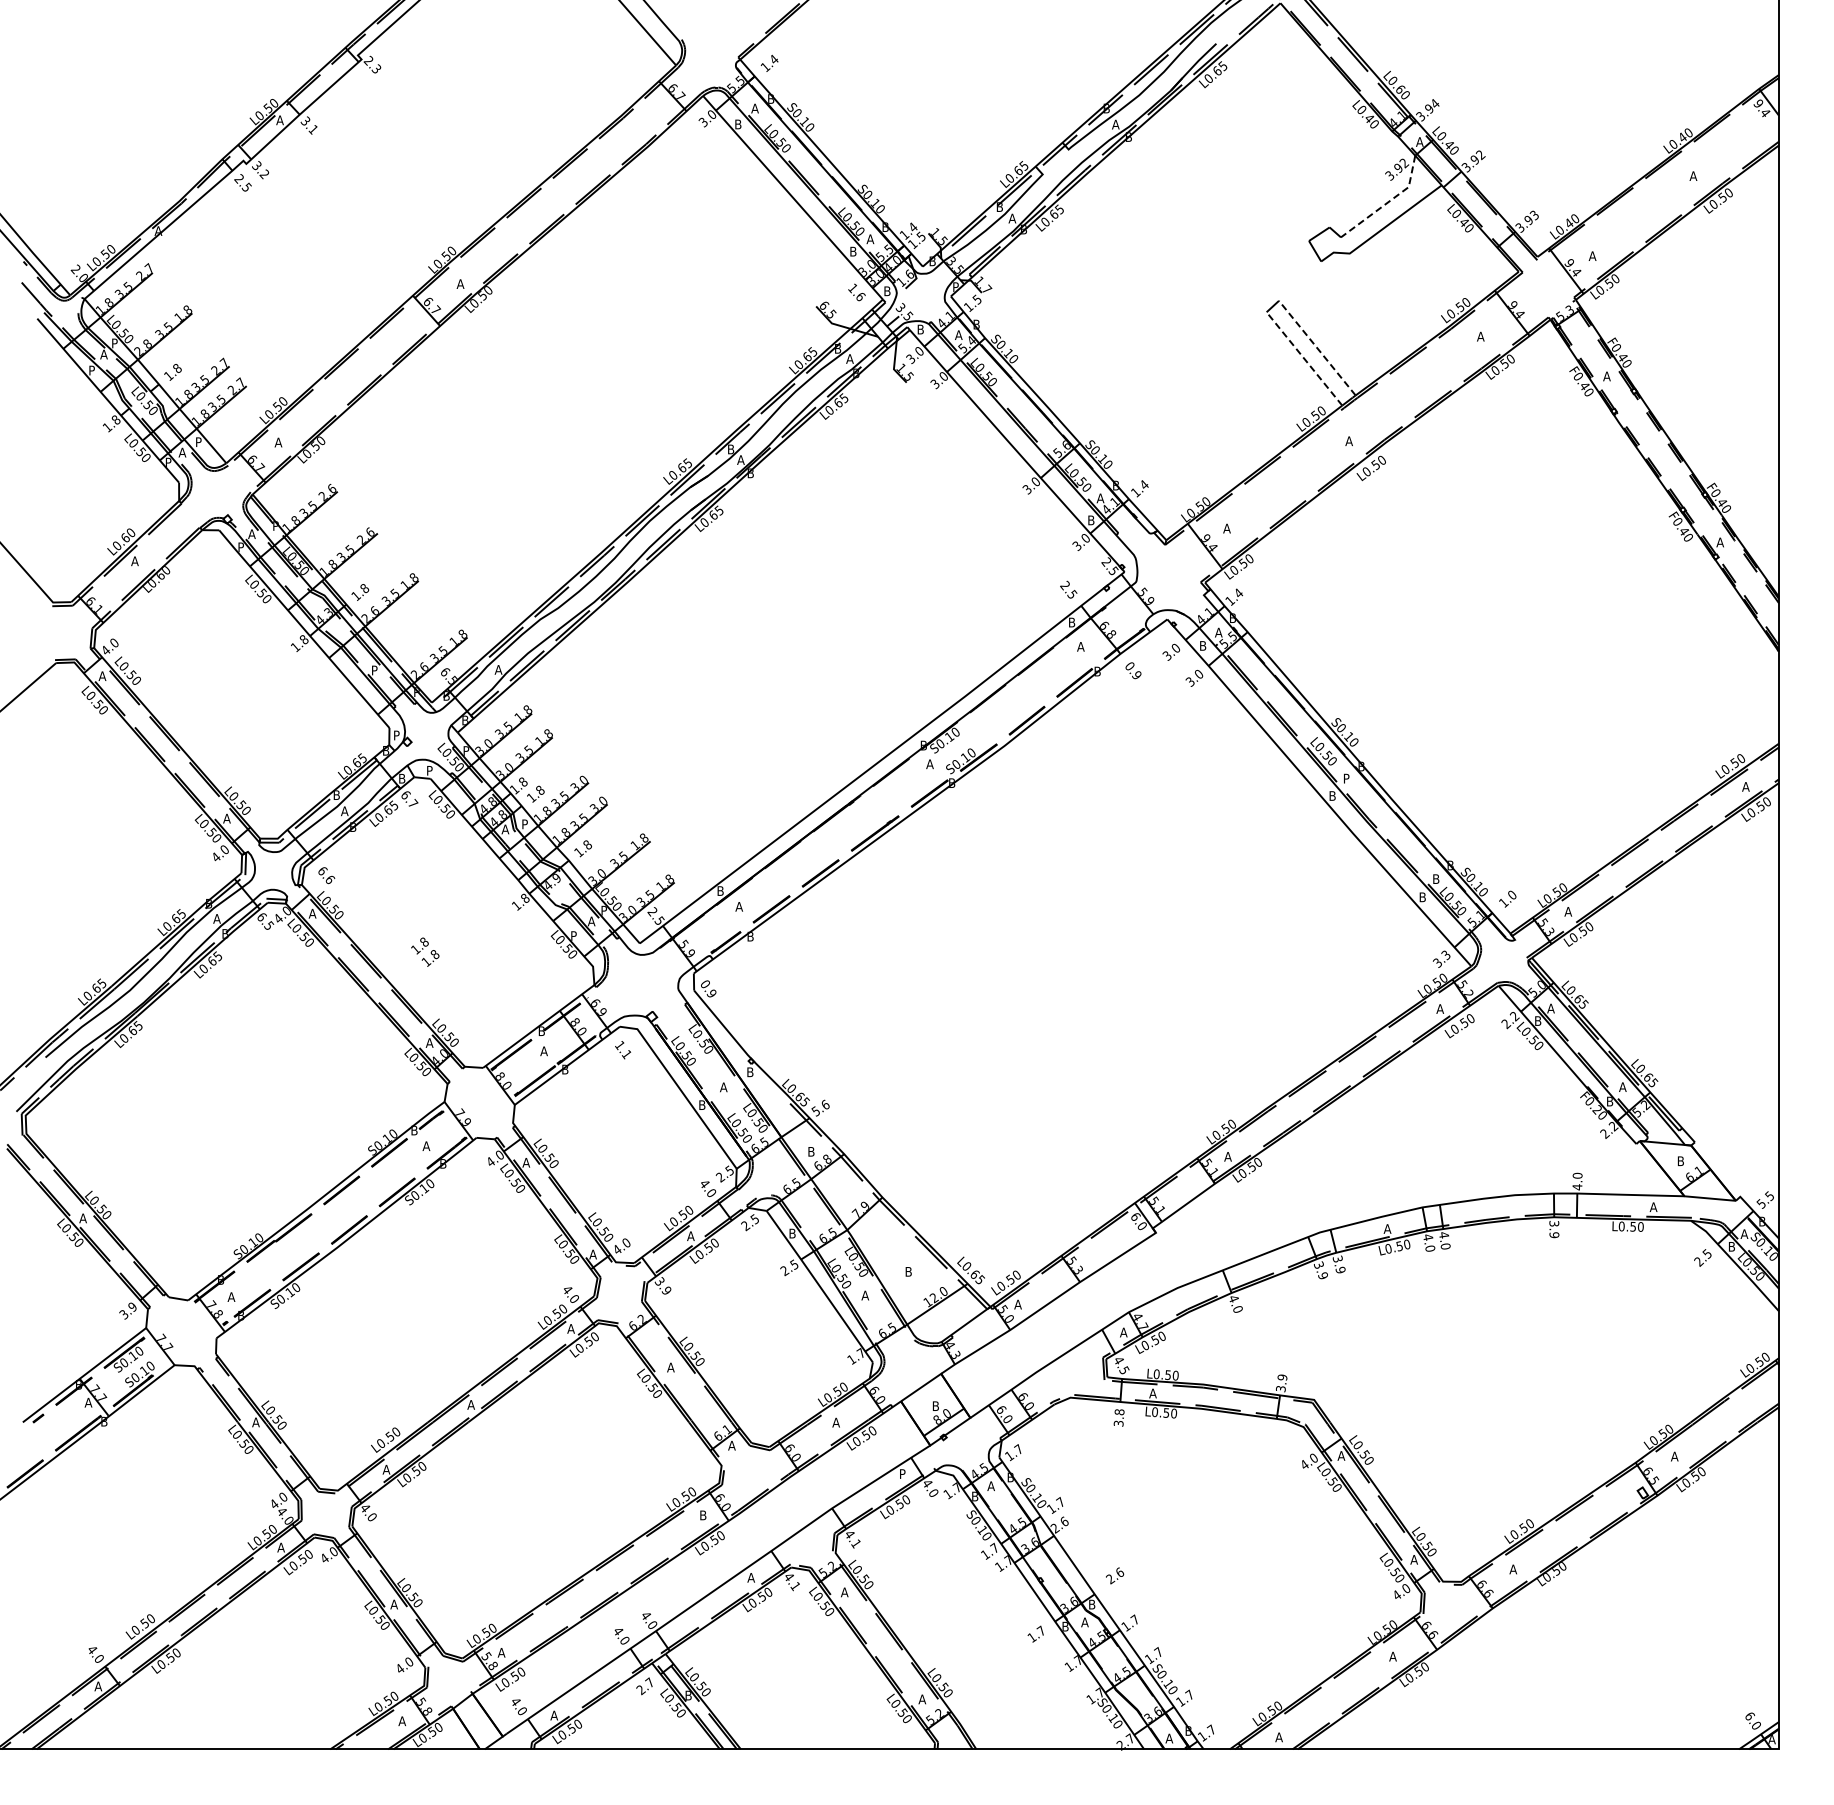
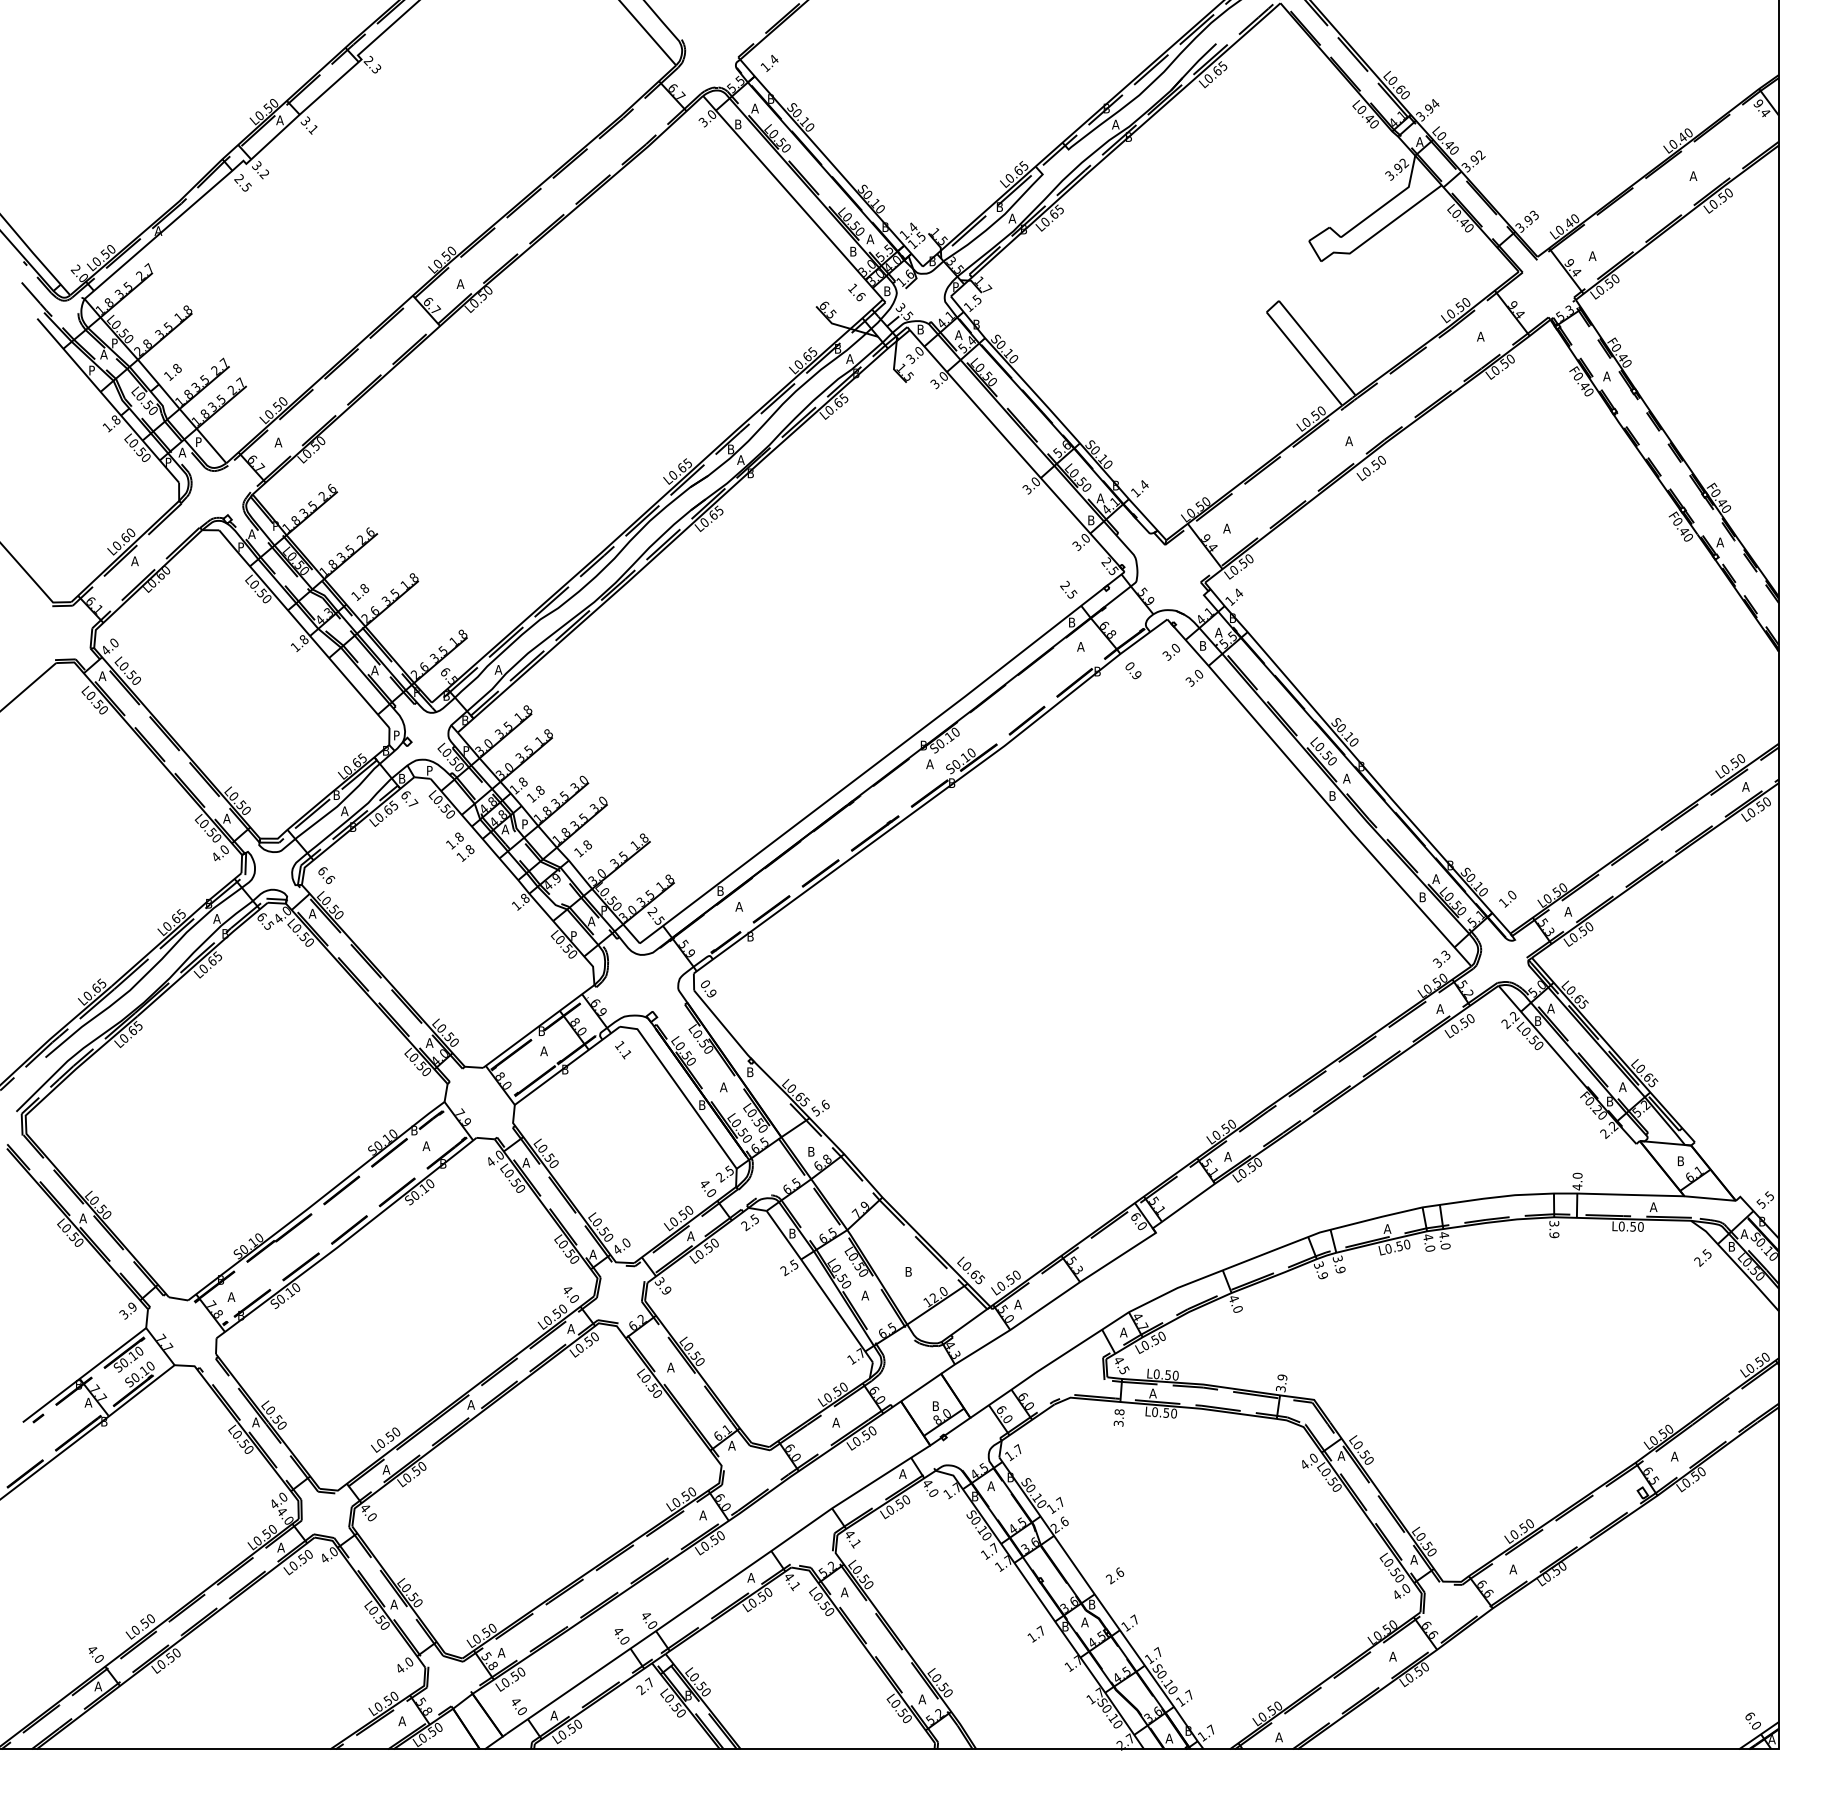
line: dashed -> solid (1388, 202)
line: dashed -> solid (1317, 348)
line: dashed -> solid (1304, 358)
text: P -> A (374, 670)
text: P -> A (1346, 778)
text: B -> A (1435, 878)
text position: (425, 951) -> (460, 846) (460, 846)
text: P -> A (902, 1473)
text: B -> A (702, 1515)
